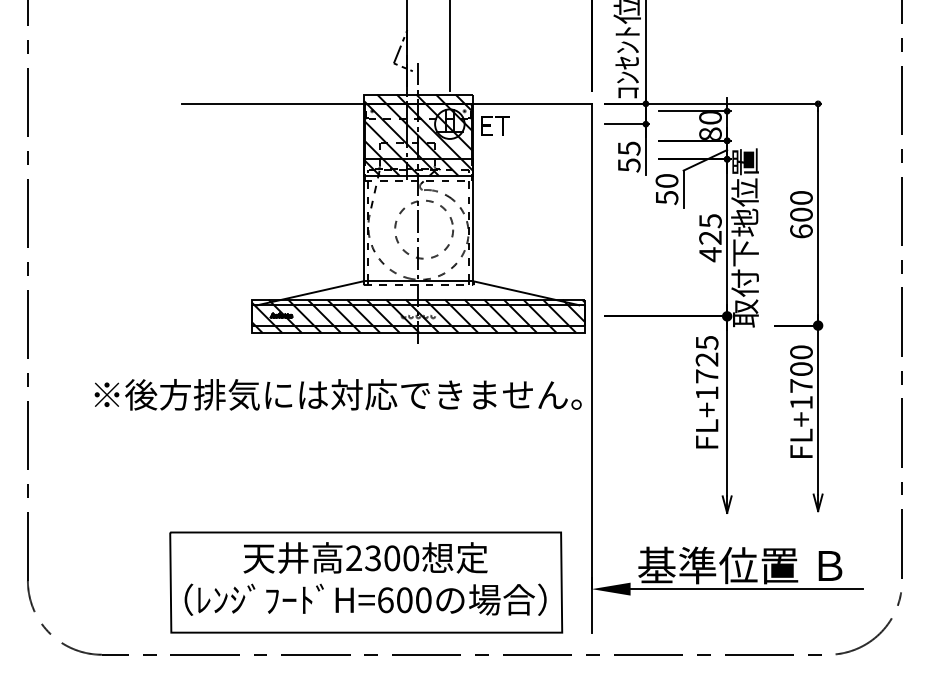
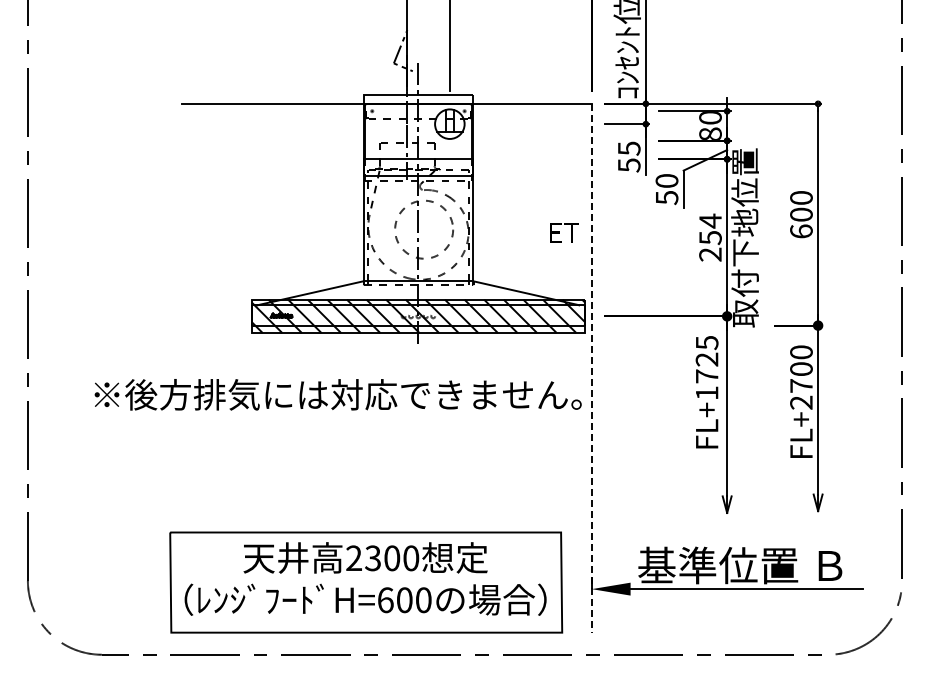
text position: (495, 125) -> (564, 232) (564, 232)
hatch: present -> none (417, 134)
text: 425 -> 254 (710, 237)
line: solid -> dashed (591, 368)
text: FL+1700 -> FL+2700 (801, 402)
